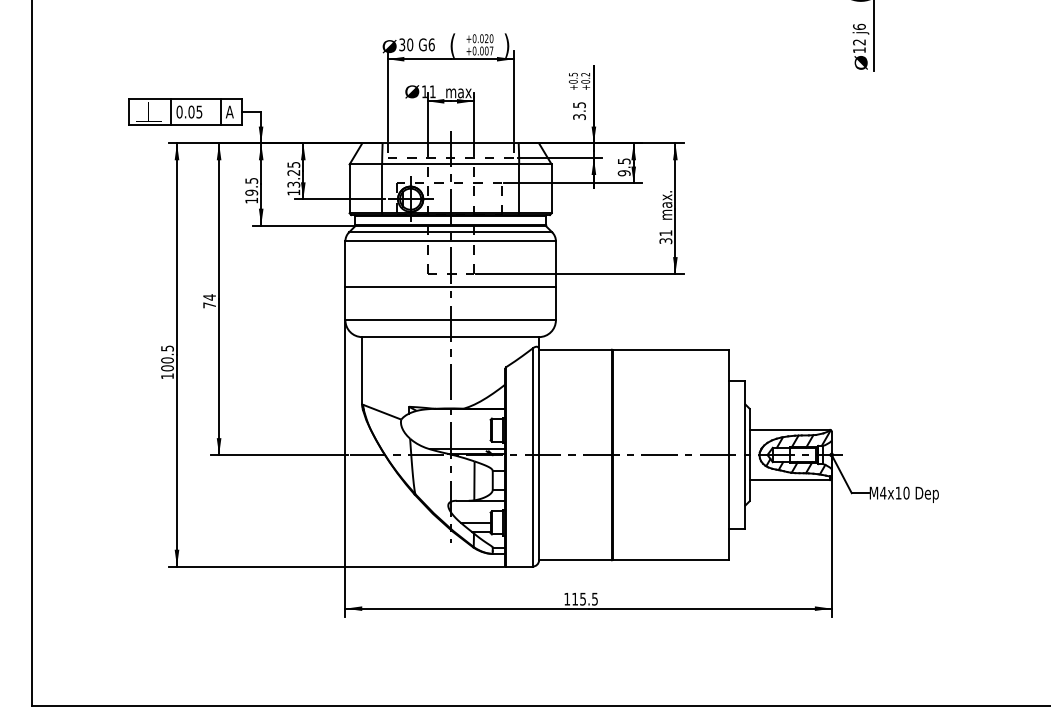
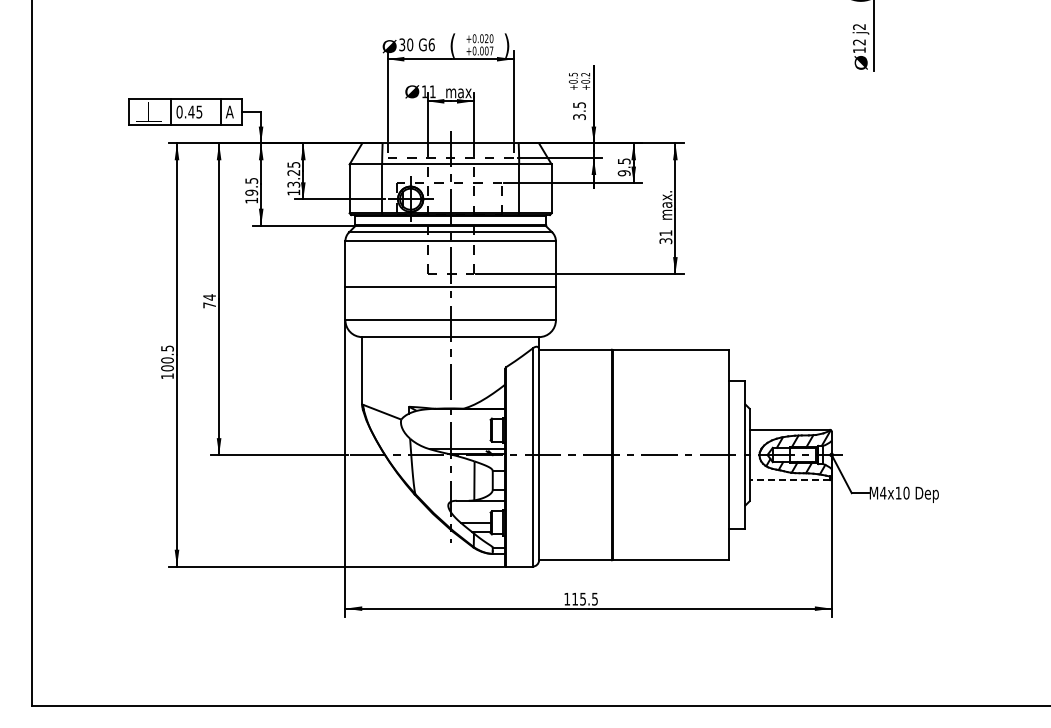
text: j6 -> j2 (859, 26)
text: 0.05 -> 0.45 (191, 111)
line: solid -> dashed (789, 480)
